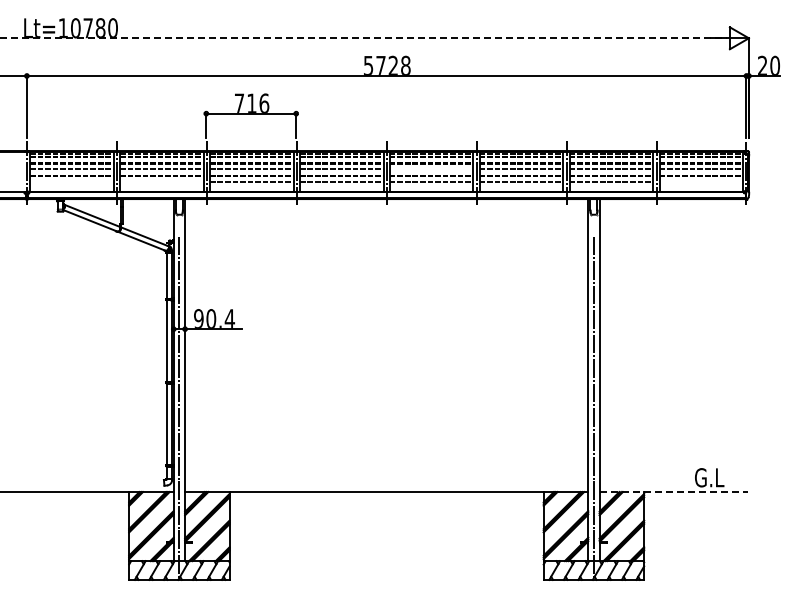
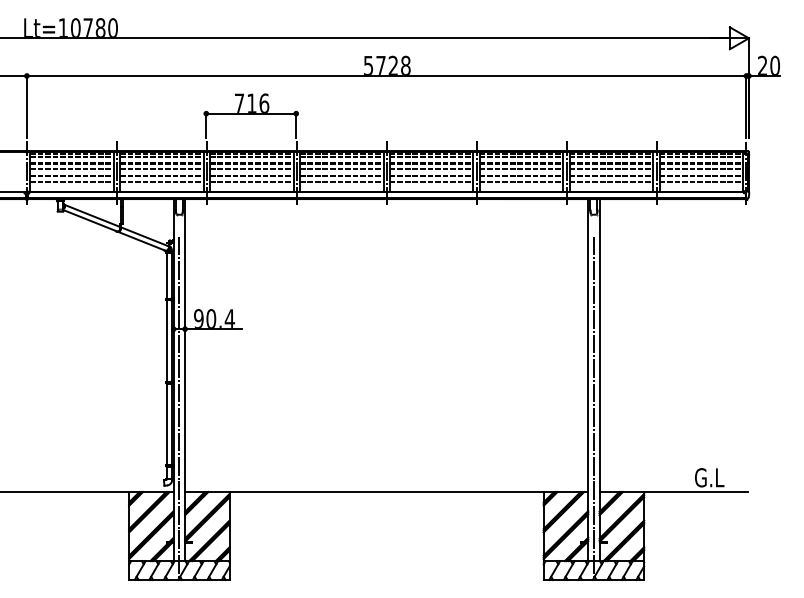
line: dashed -> solid (364, 38)
line: none -> present (431, 169)
line: none -> present (71, 181)
line: none -> present (161, 181)
line: none -> present (701, 181)
line: dashed -> solid (674, 492)
